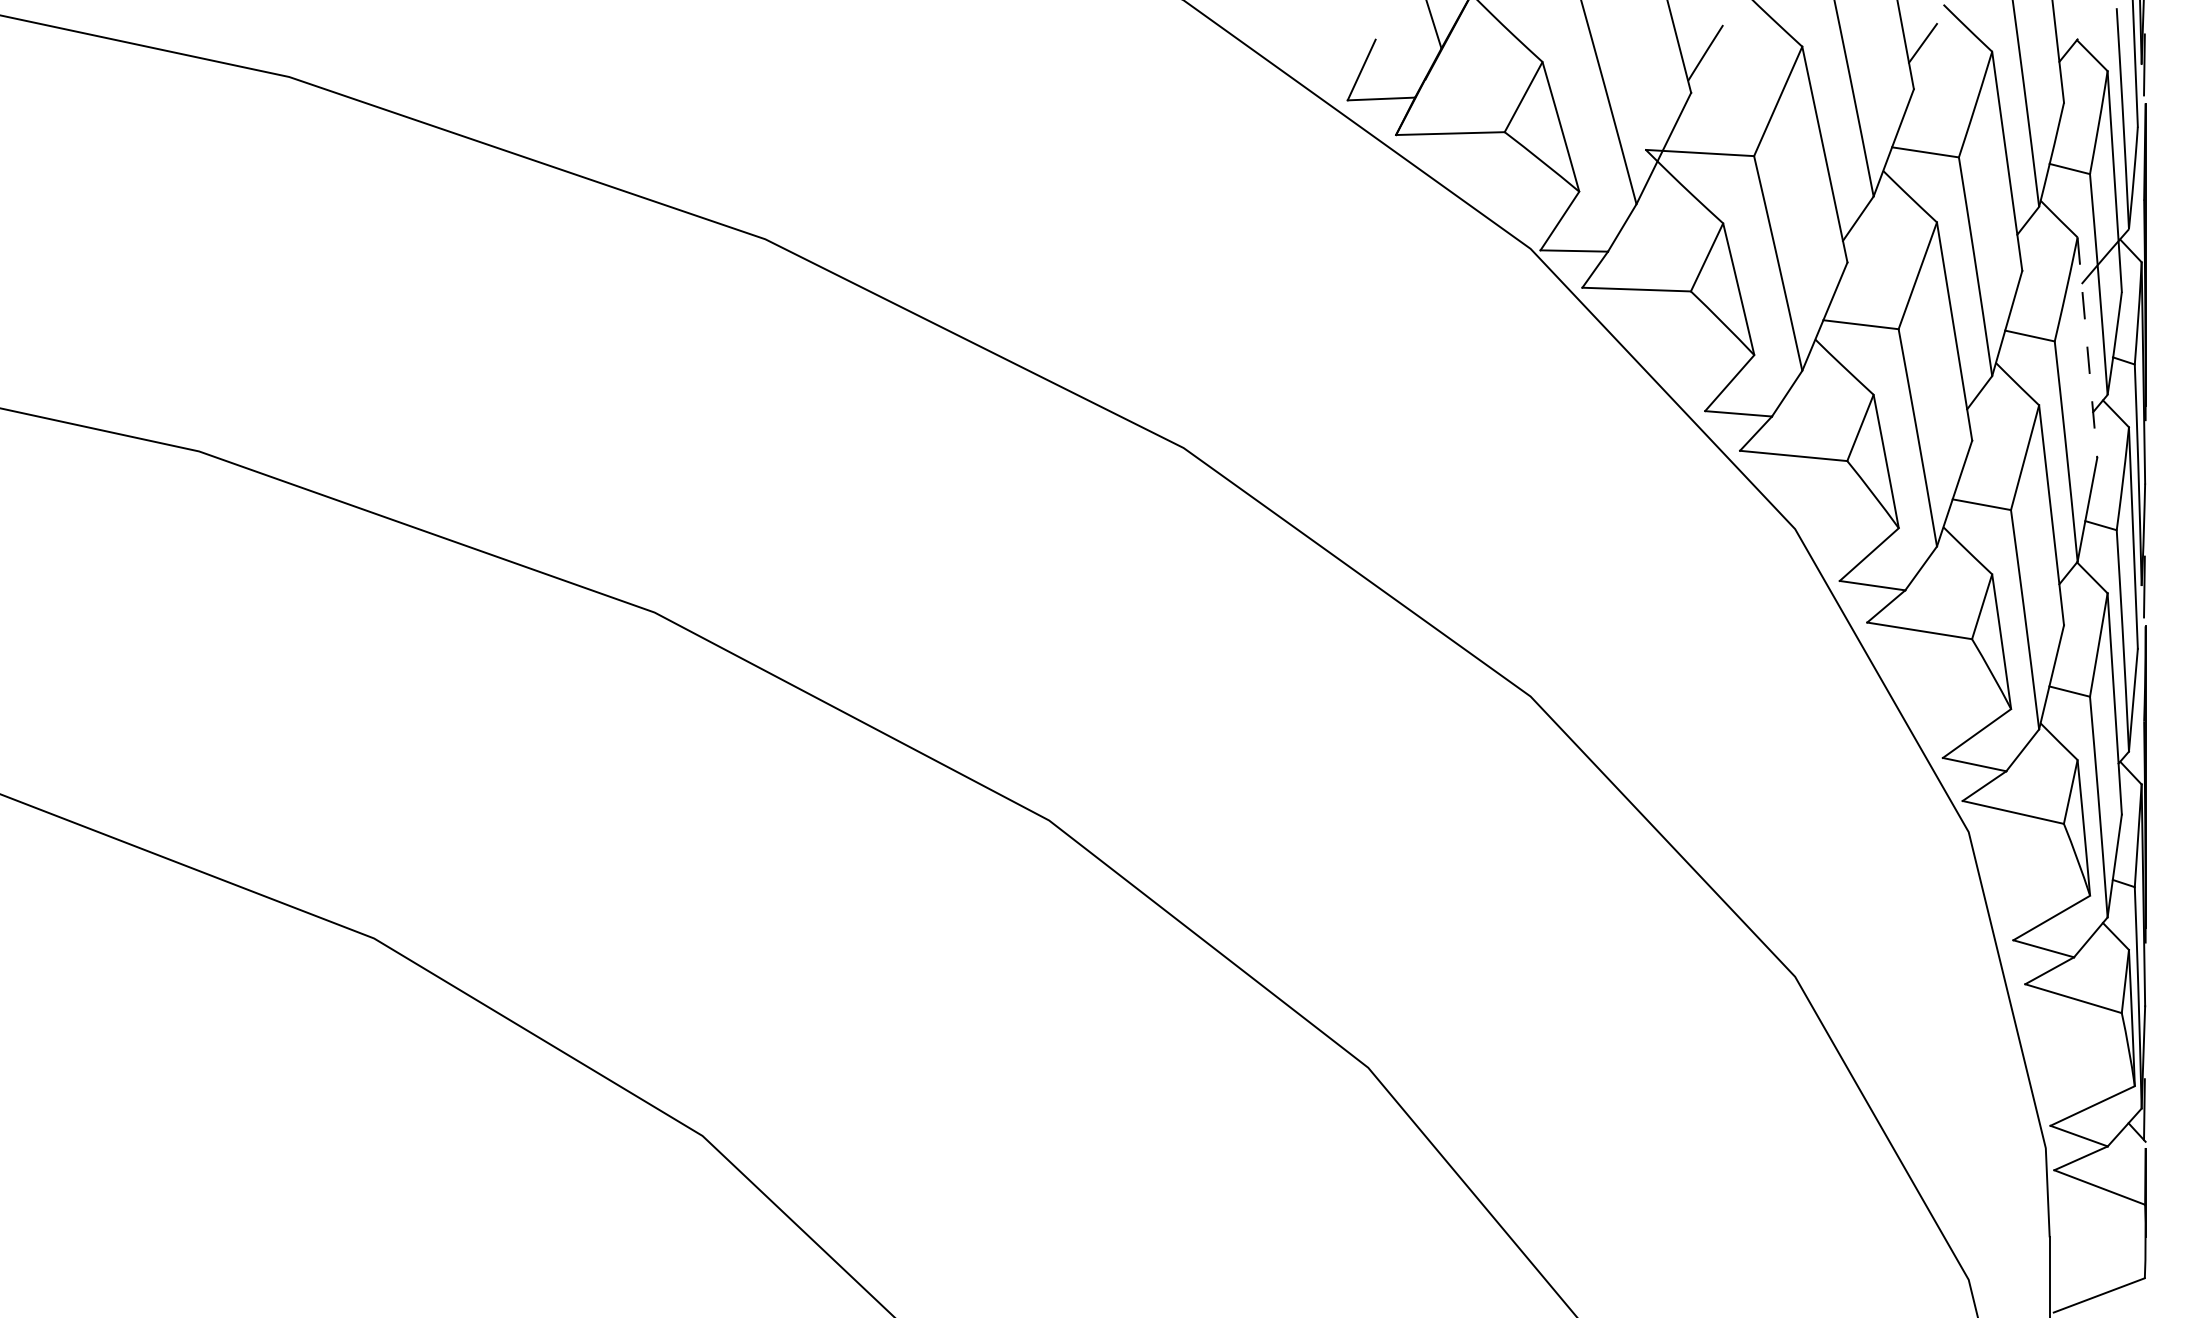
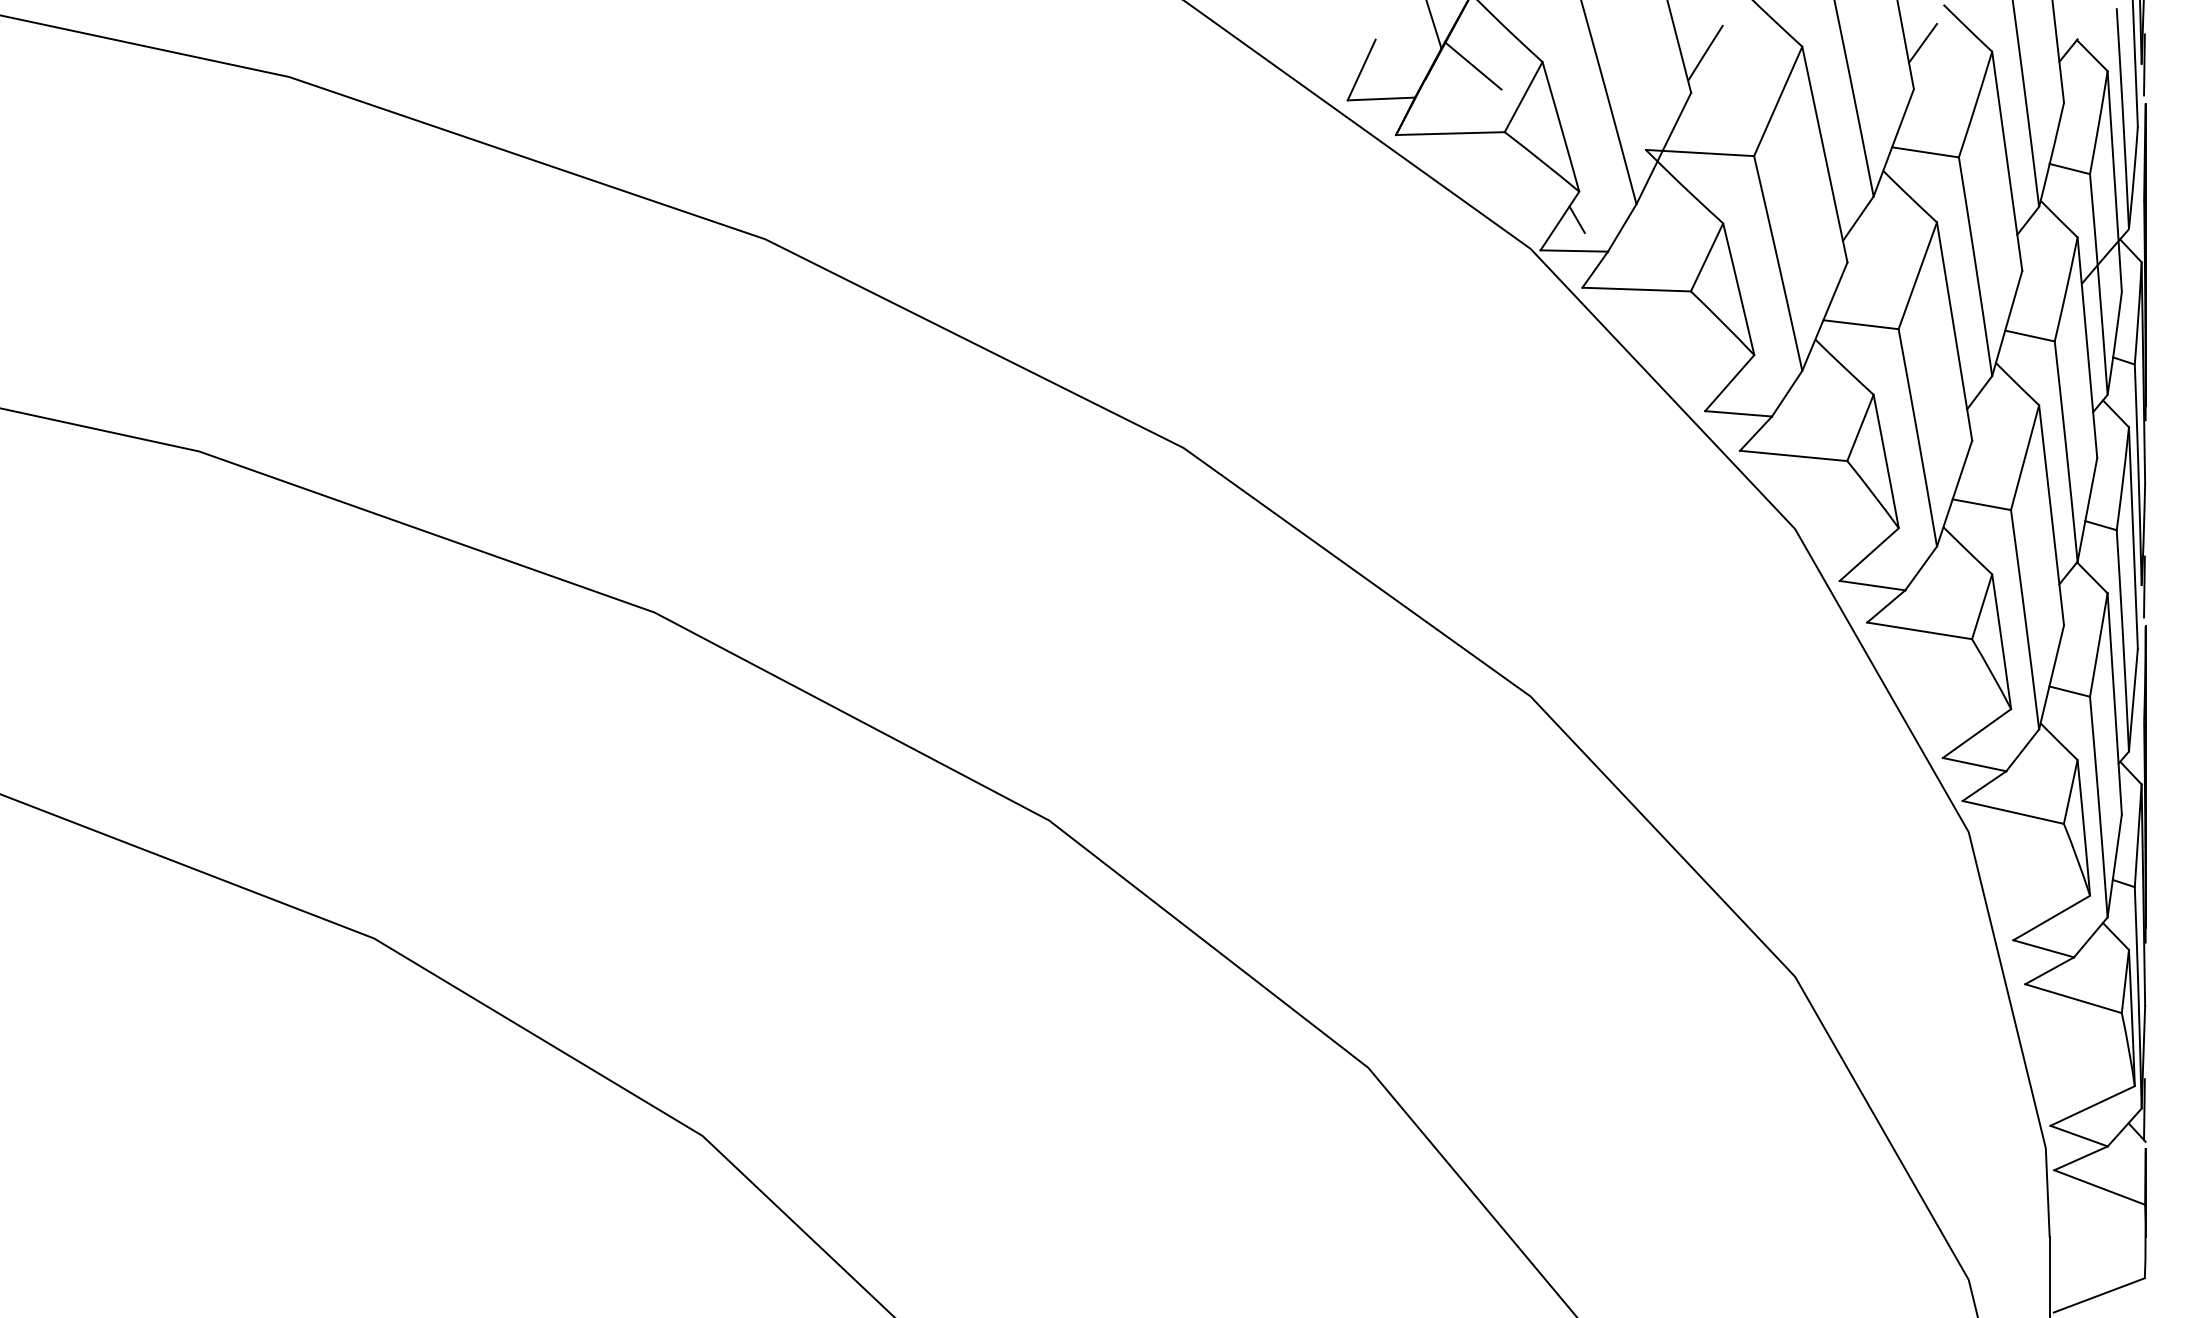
line: none -> present (1472, 65)
line: none -> present (1576, 219)
line: dashed -> solid (2087, 347)
